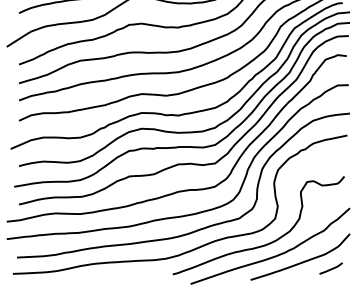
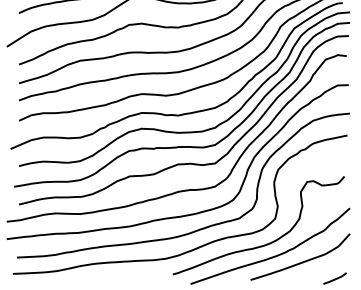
line position: (330, 268) -> (334, 278) (334, 278)
